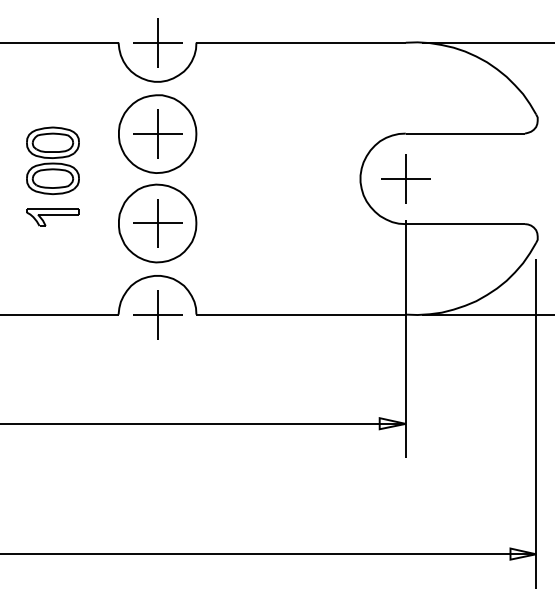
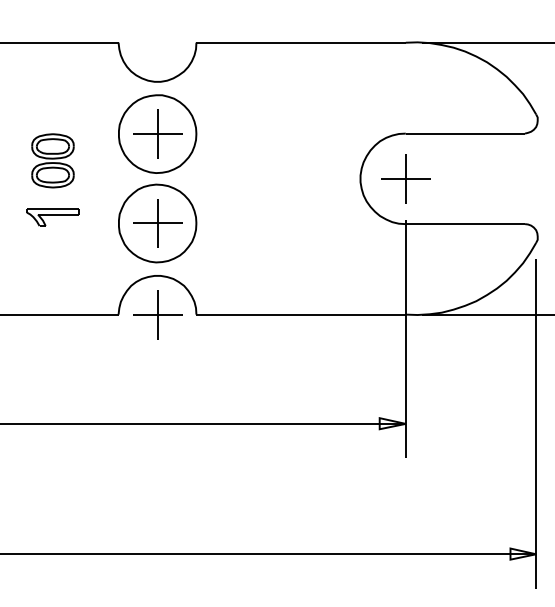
part: present -> none (157, 42)
part size: 54x70 px -> 44x56 px (52, 160)
